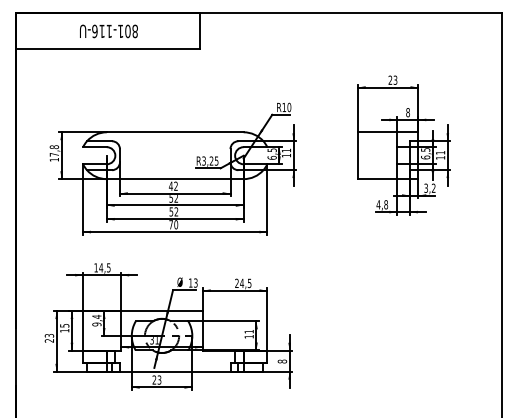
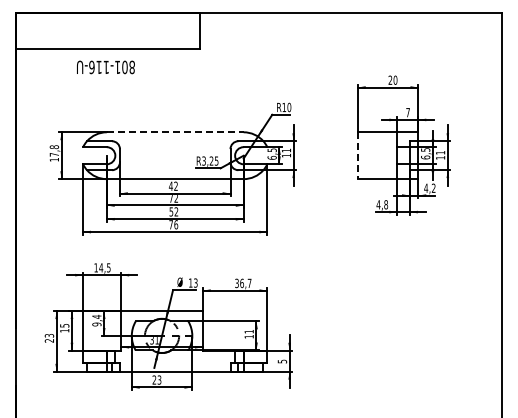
text position: (108, 31) -> (105, 67) (105, 67)
text: 23 -> 20 (395, 79)
text: 8 -> 7 (407, 112)
line: solid -> dashed (175, 132)
line: solid -> dashed (357, 156)
text: 3,2 -> 4,2 (426, 187)
text: 52 -> 72 (171, 198)
text: 70 -> 76 (176, 224)
text: 24,5 -> 36,7 (243, 283)
text: 8 -> 5 (282, 361)
